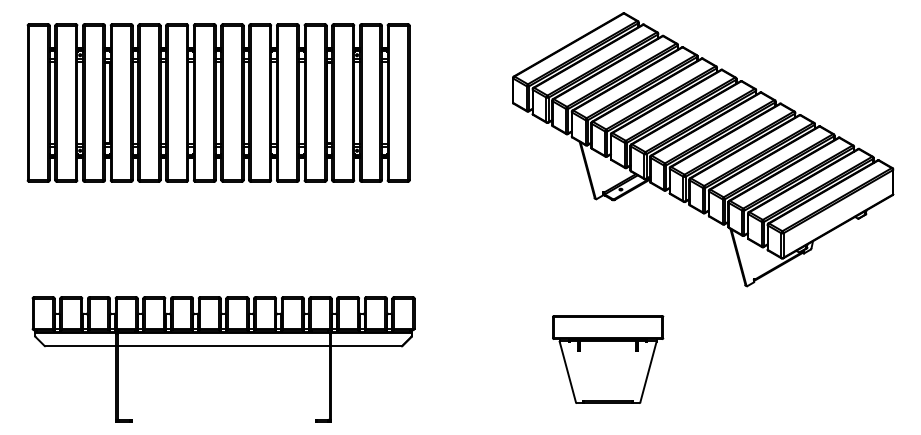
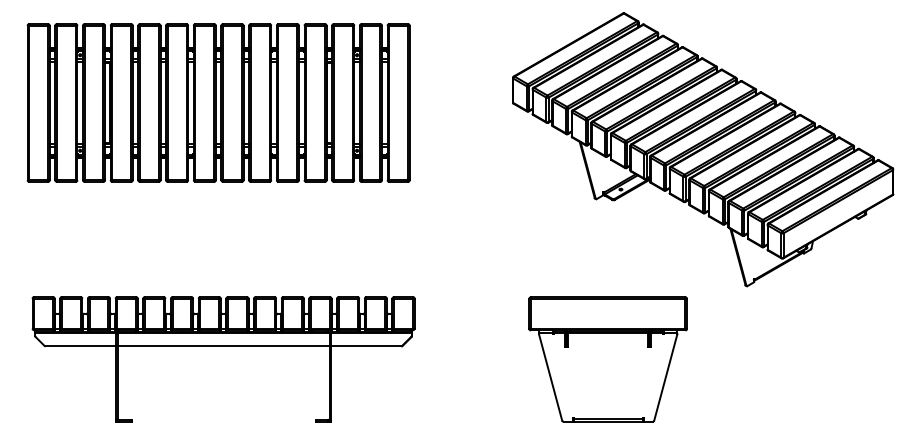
part size: 113x89 px -> 160x127 px (607, 359)
